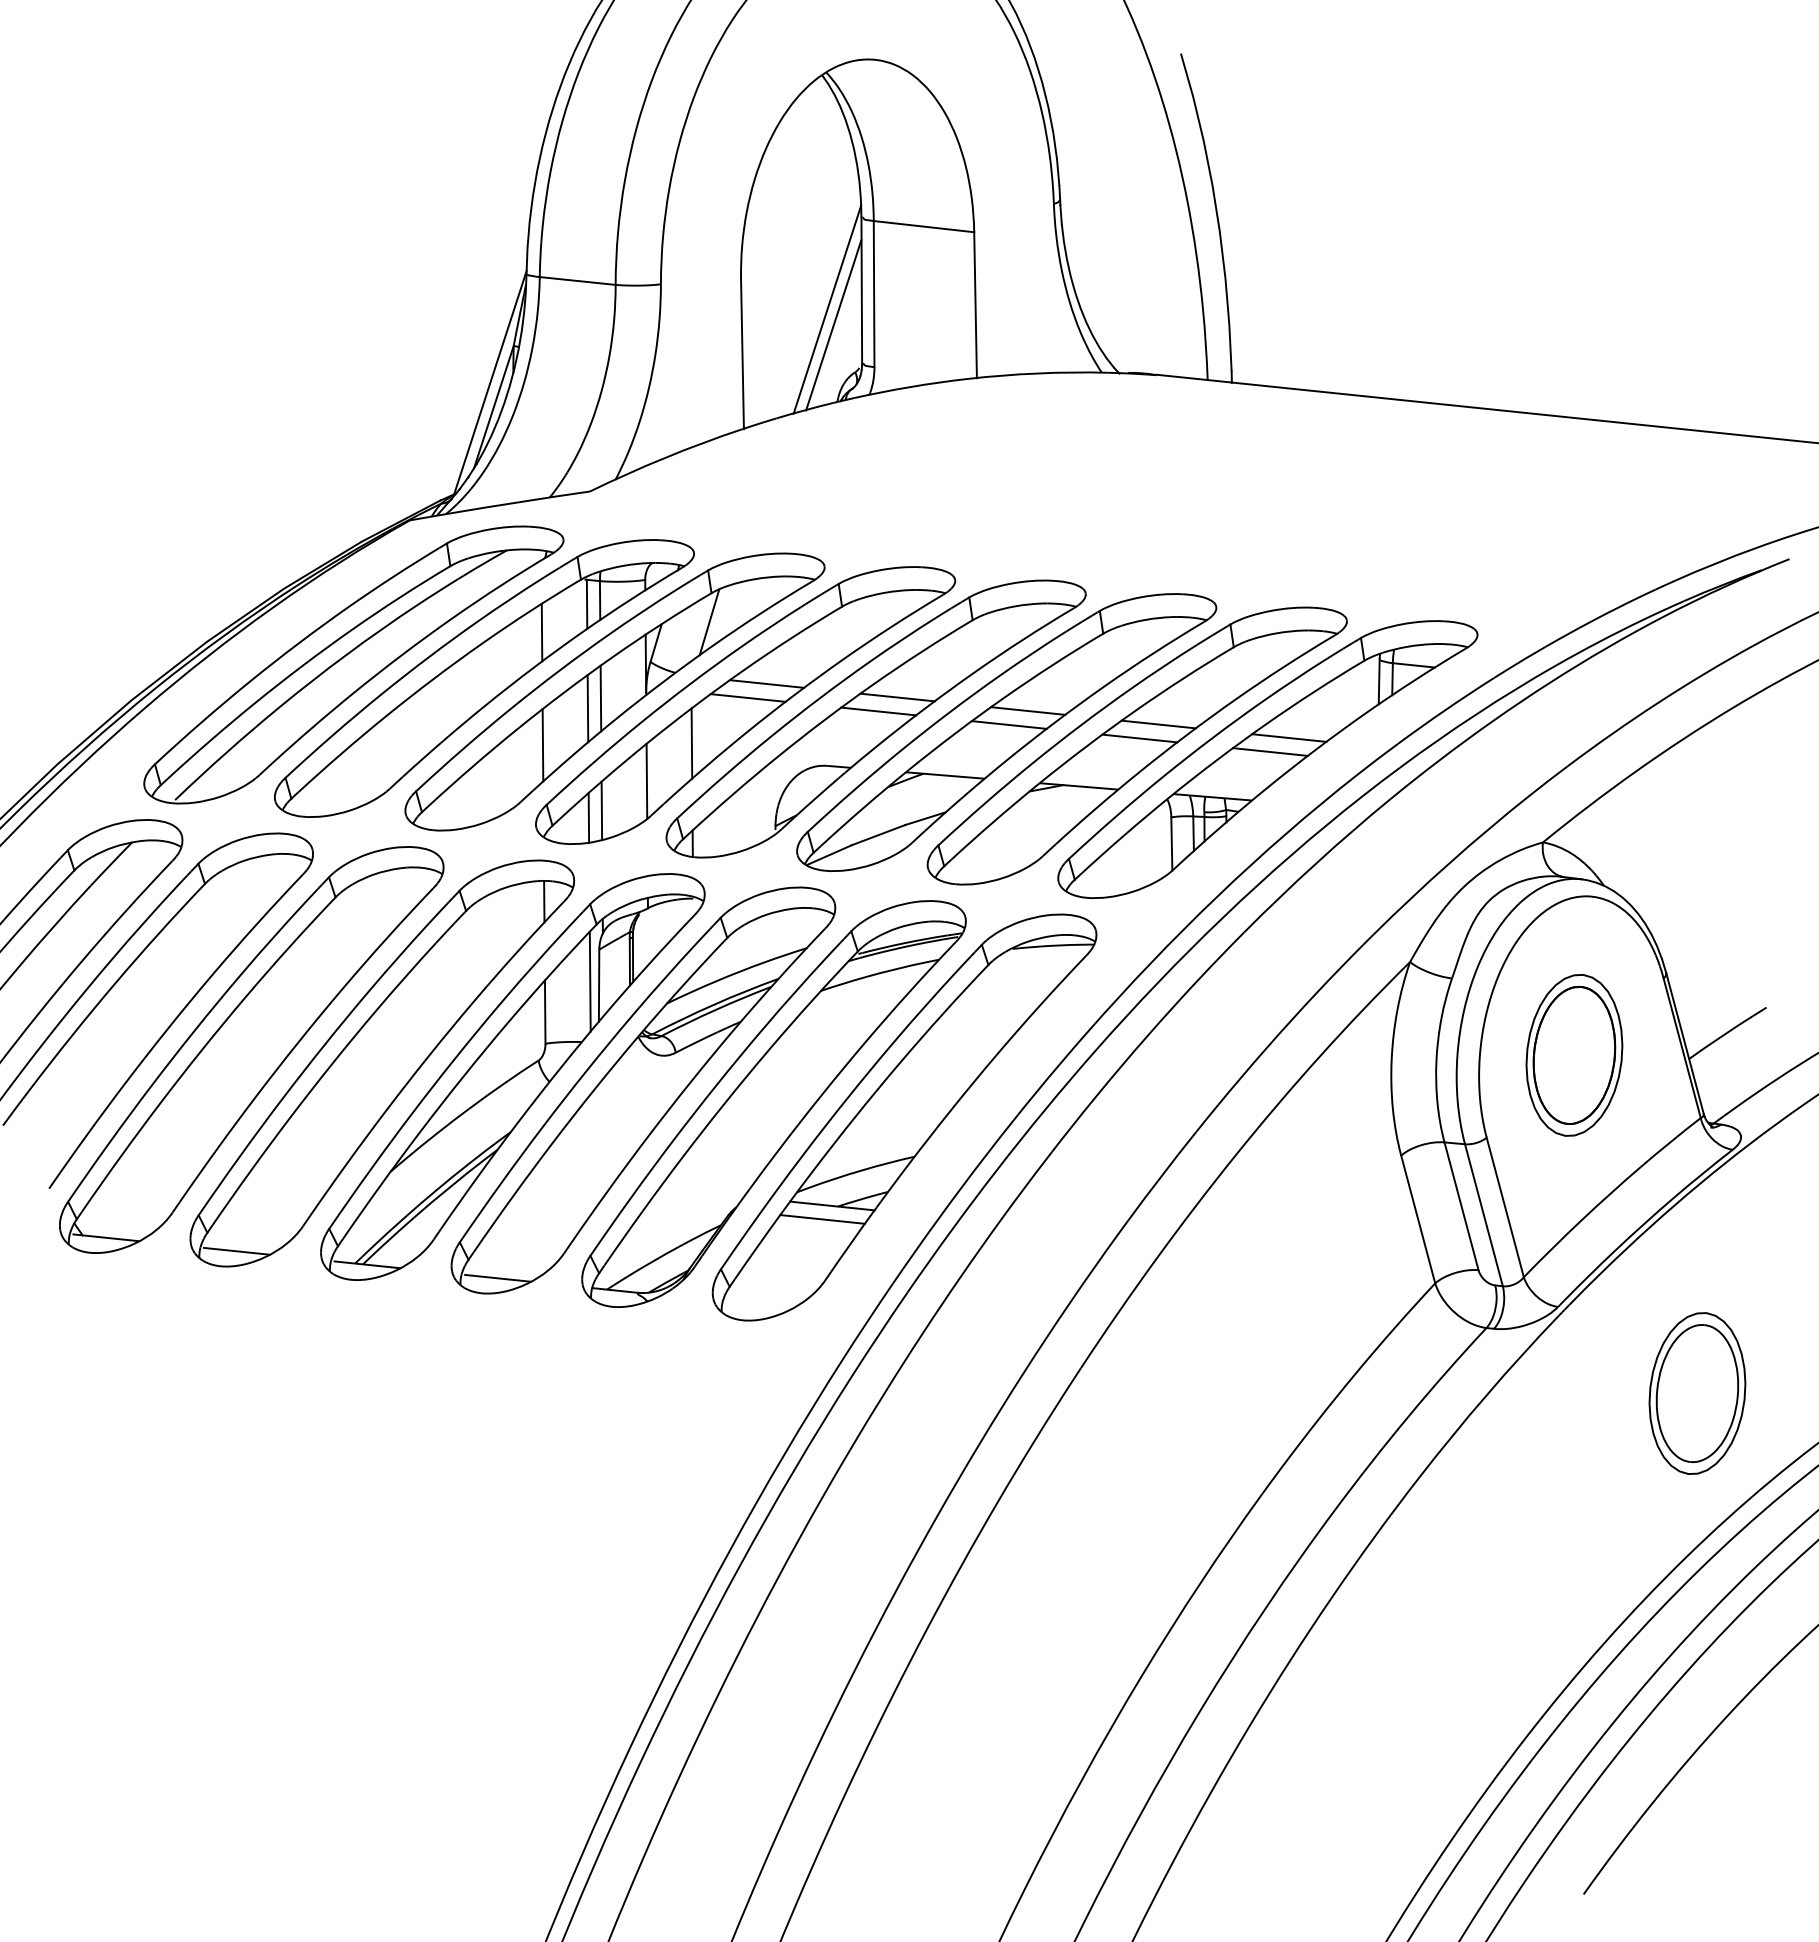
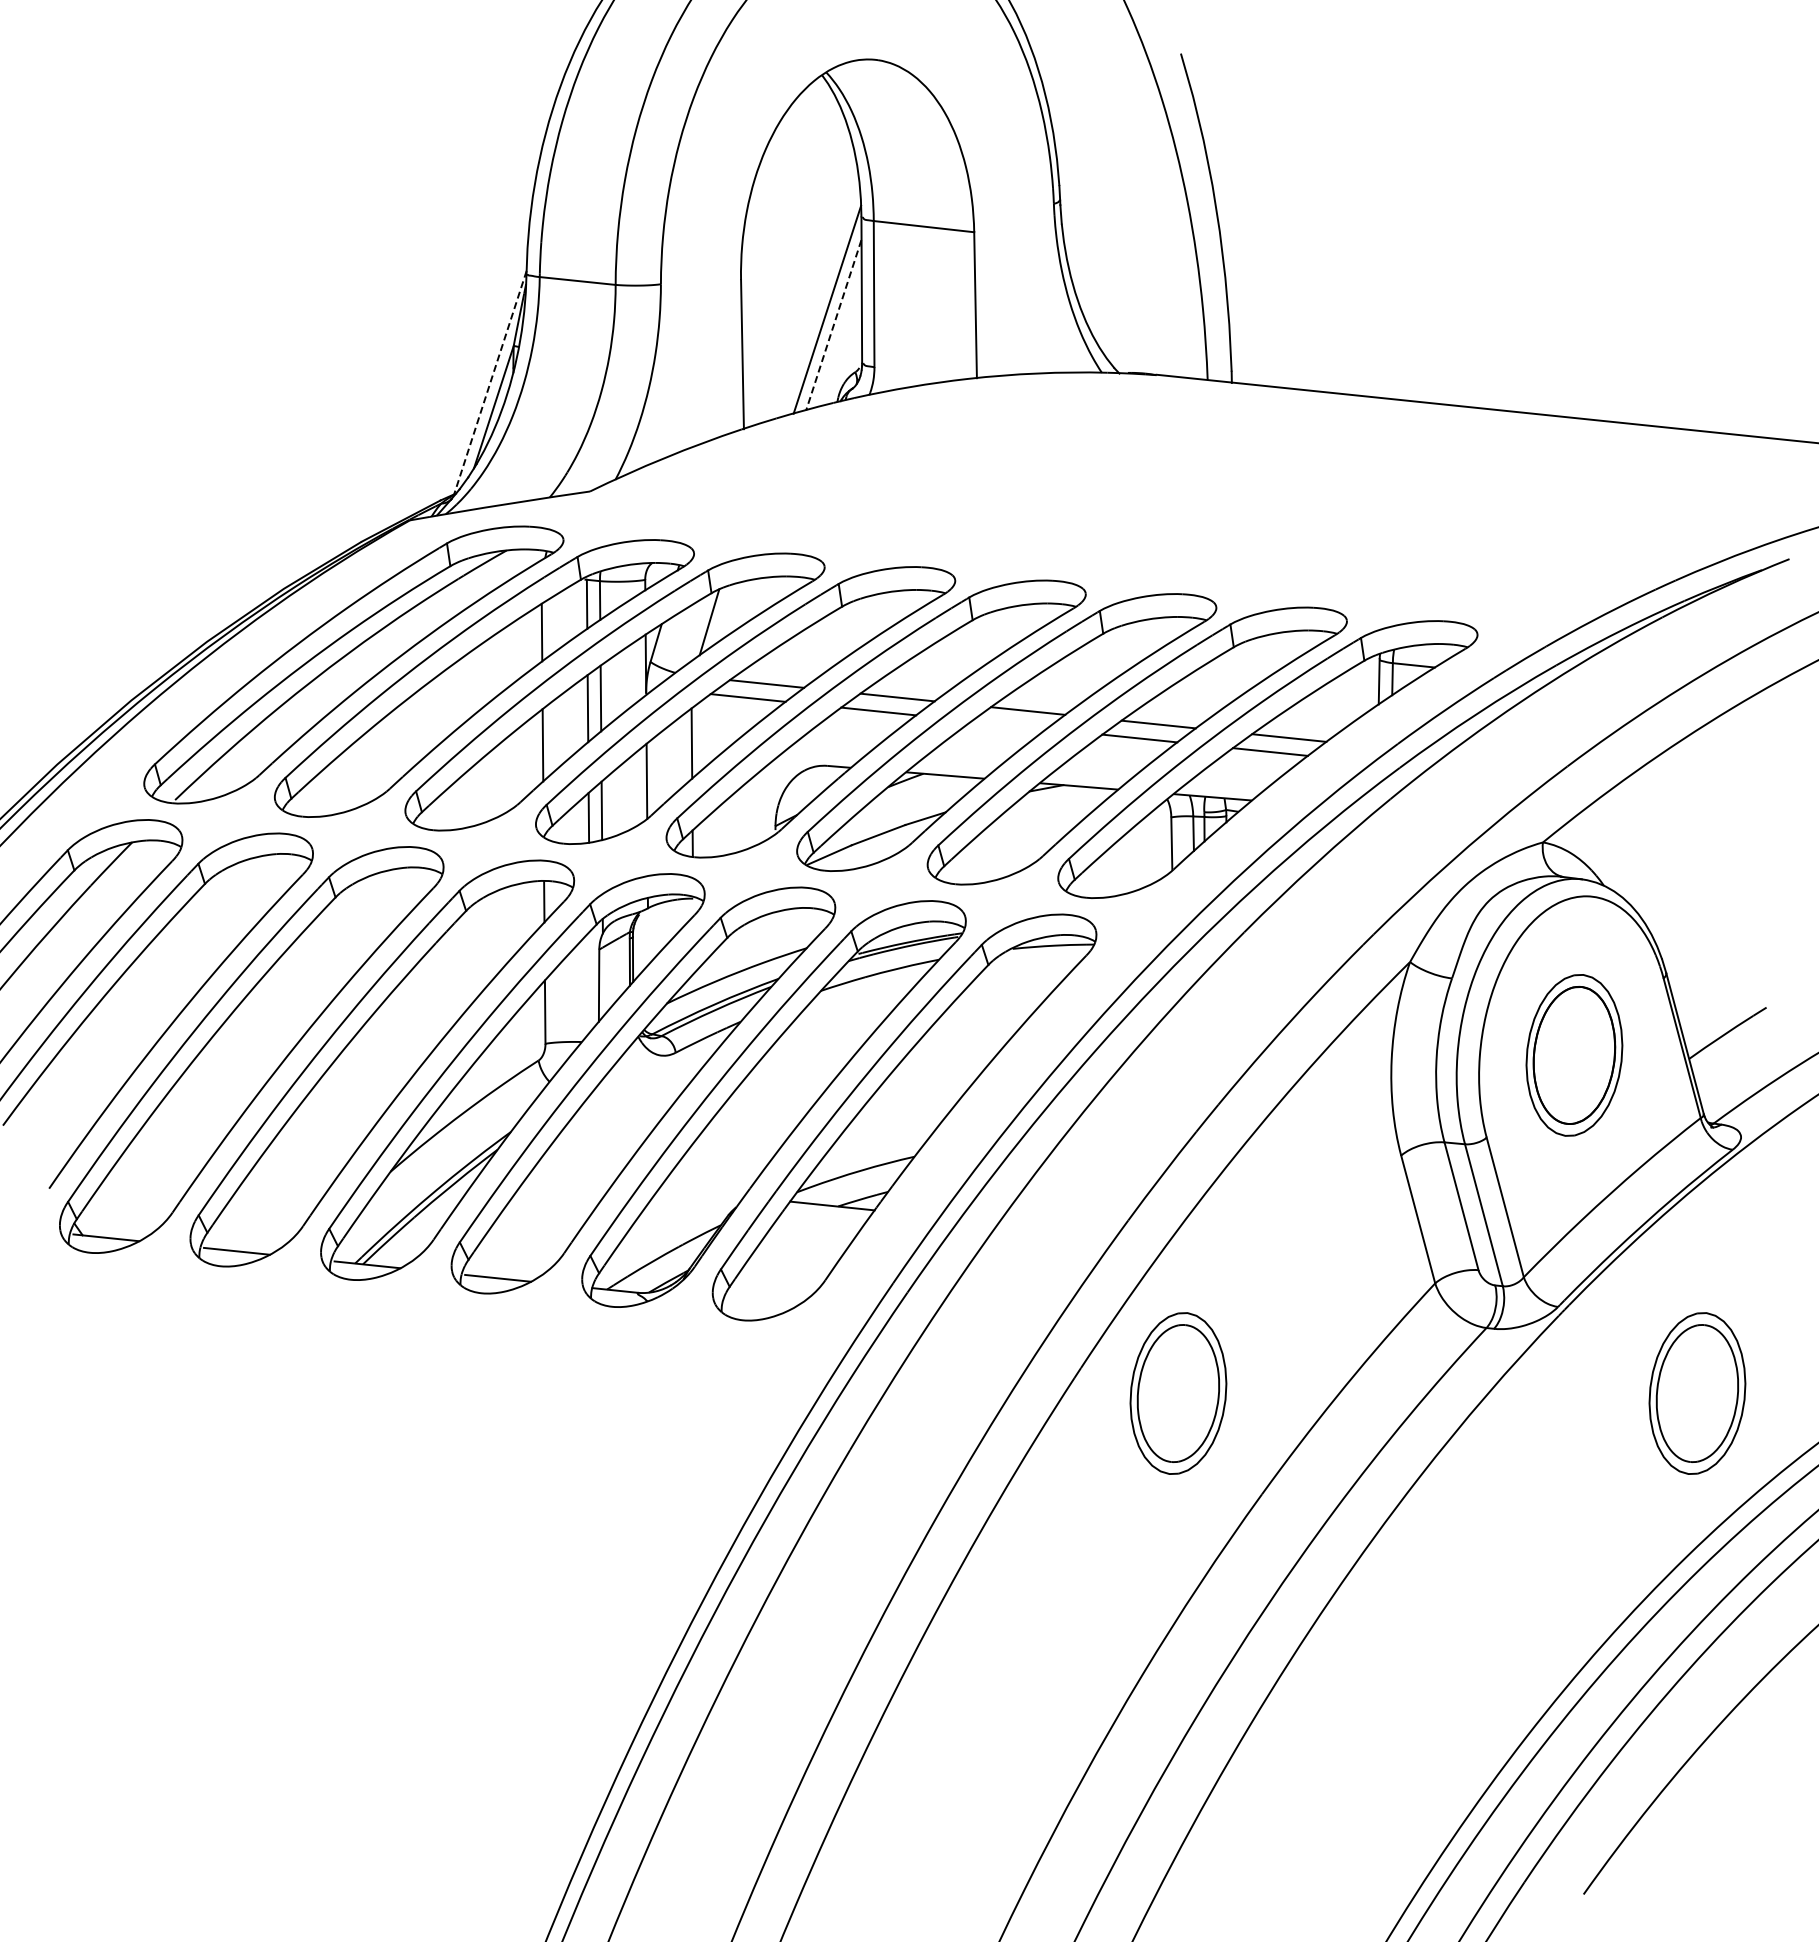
line: solid -> dashed (833, 325)
line: solid -> dashed (490, 383)
line: present -> none (1008, 724)
line: present -> none (589, 981)
line: present -> none (822, 1219)
part: none -> present (1178, 1393)
